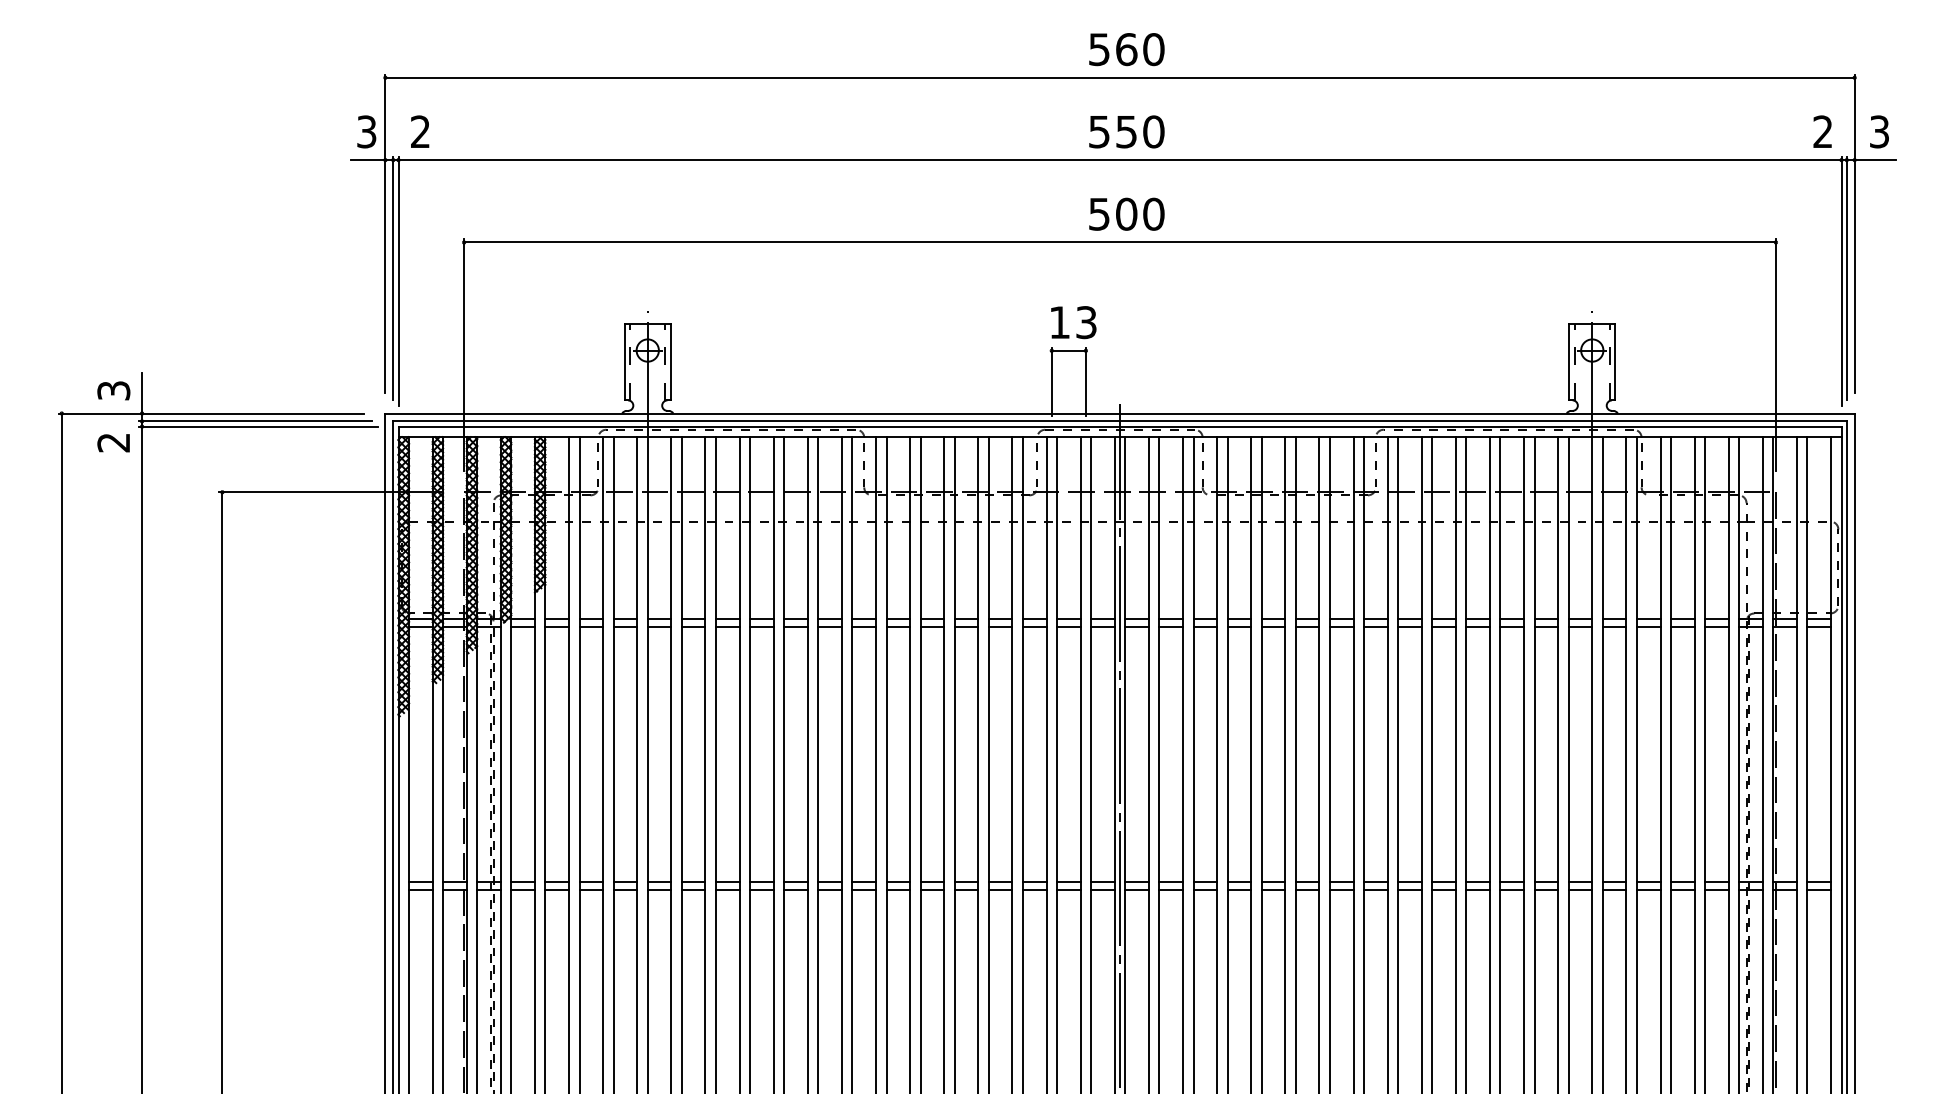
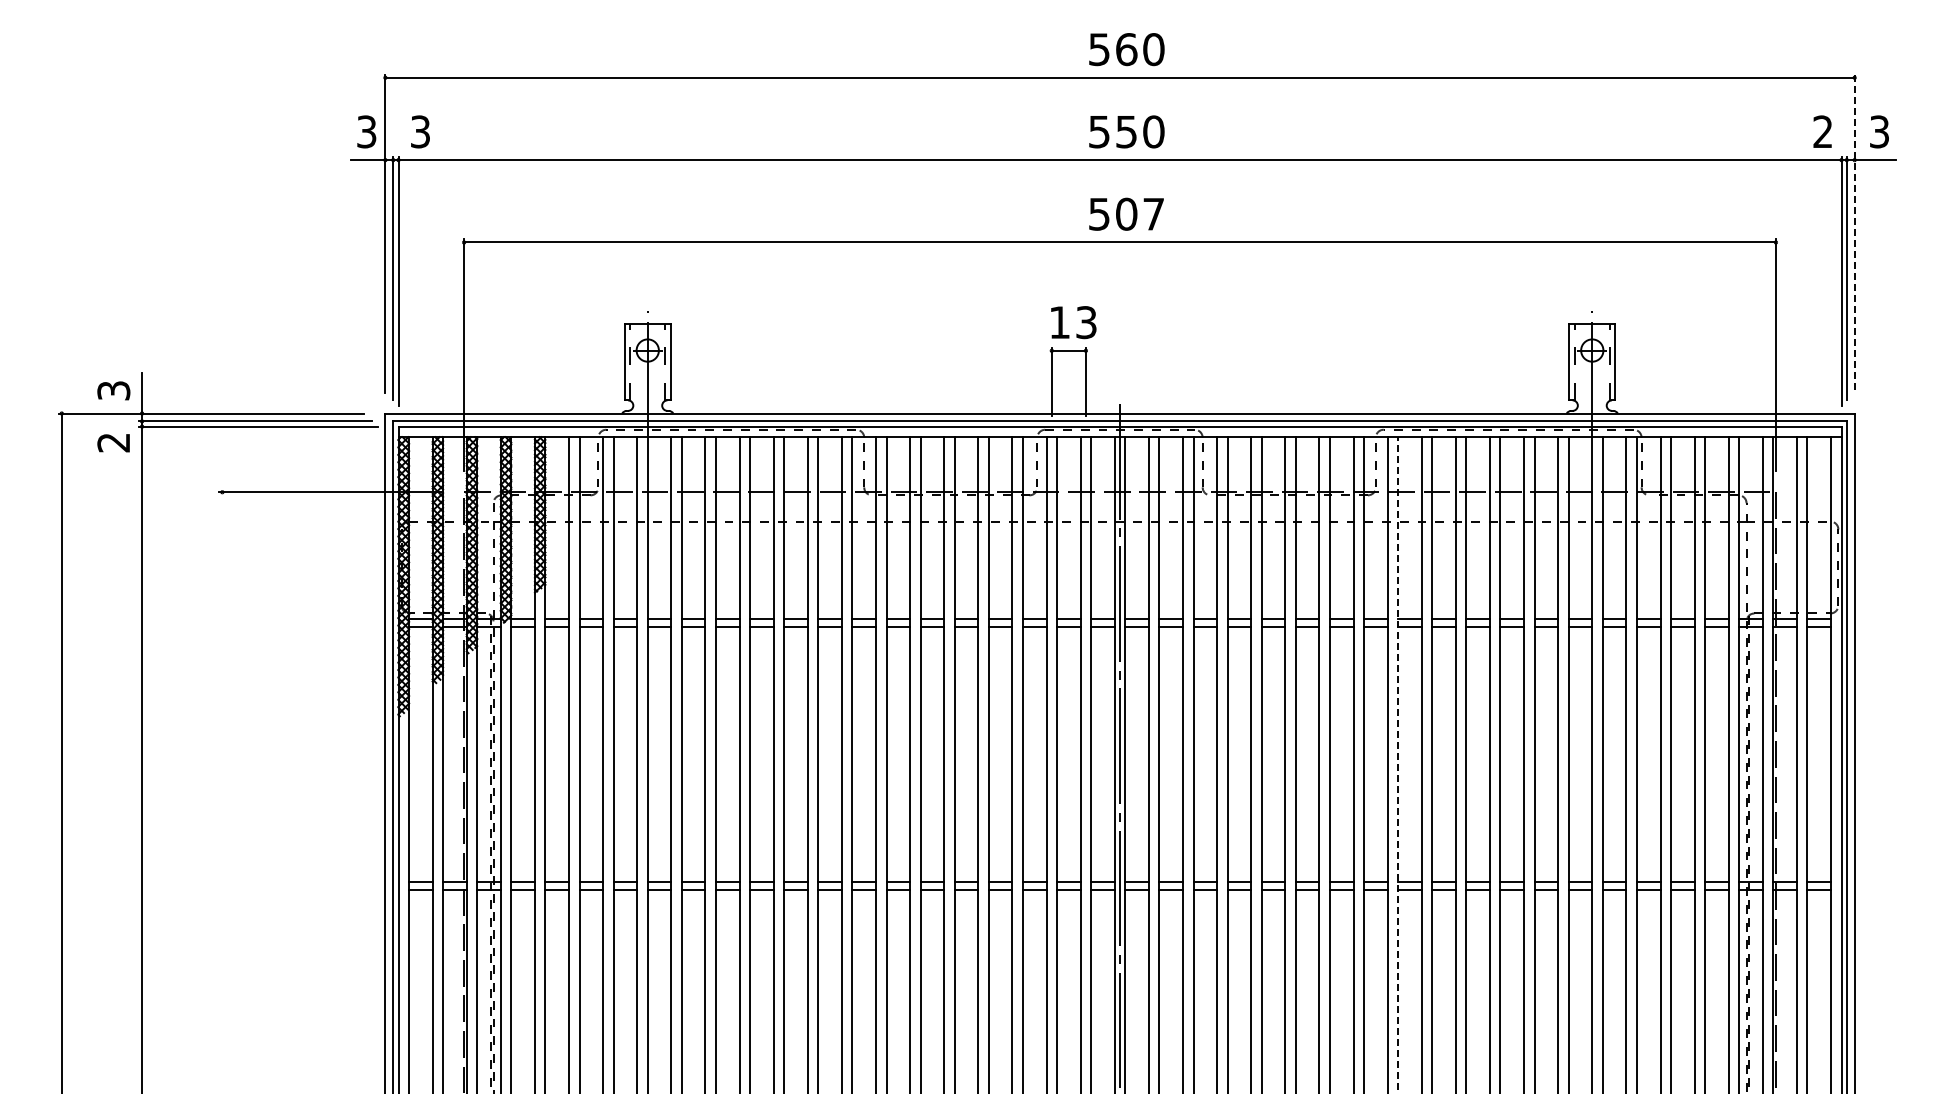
text: 2 -> 3 (420, 131)
text: 500 -> 507 (1153, 213)
line: solid -> dashed (1854, 233)
line: solid -> dashed (1398, 765)
line: present -> none (222, 791)
